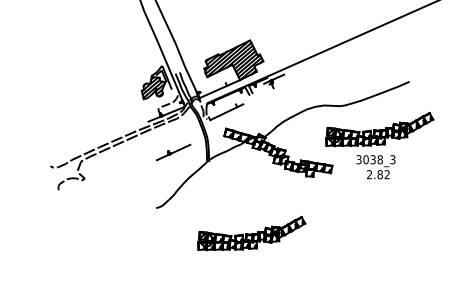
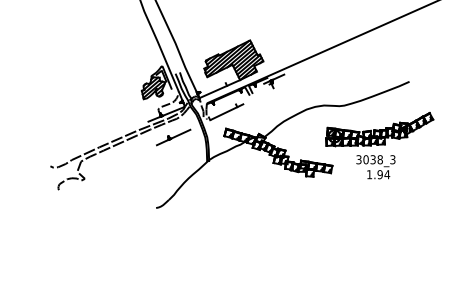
part position: (173, 152) -> (173, 137) (173, 137)
text: 2.82 -> 1.94 (378, 174)
part: present -> none (251, 233)
